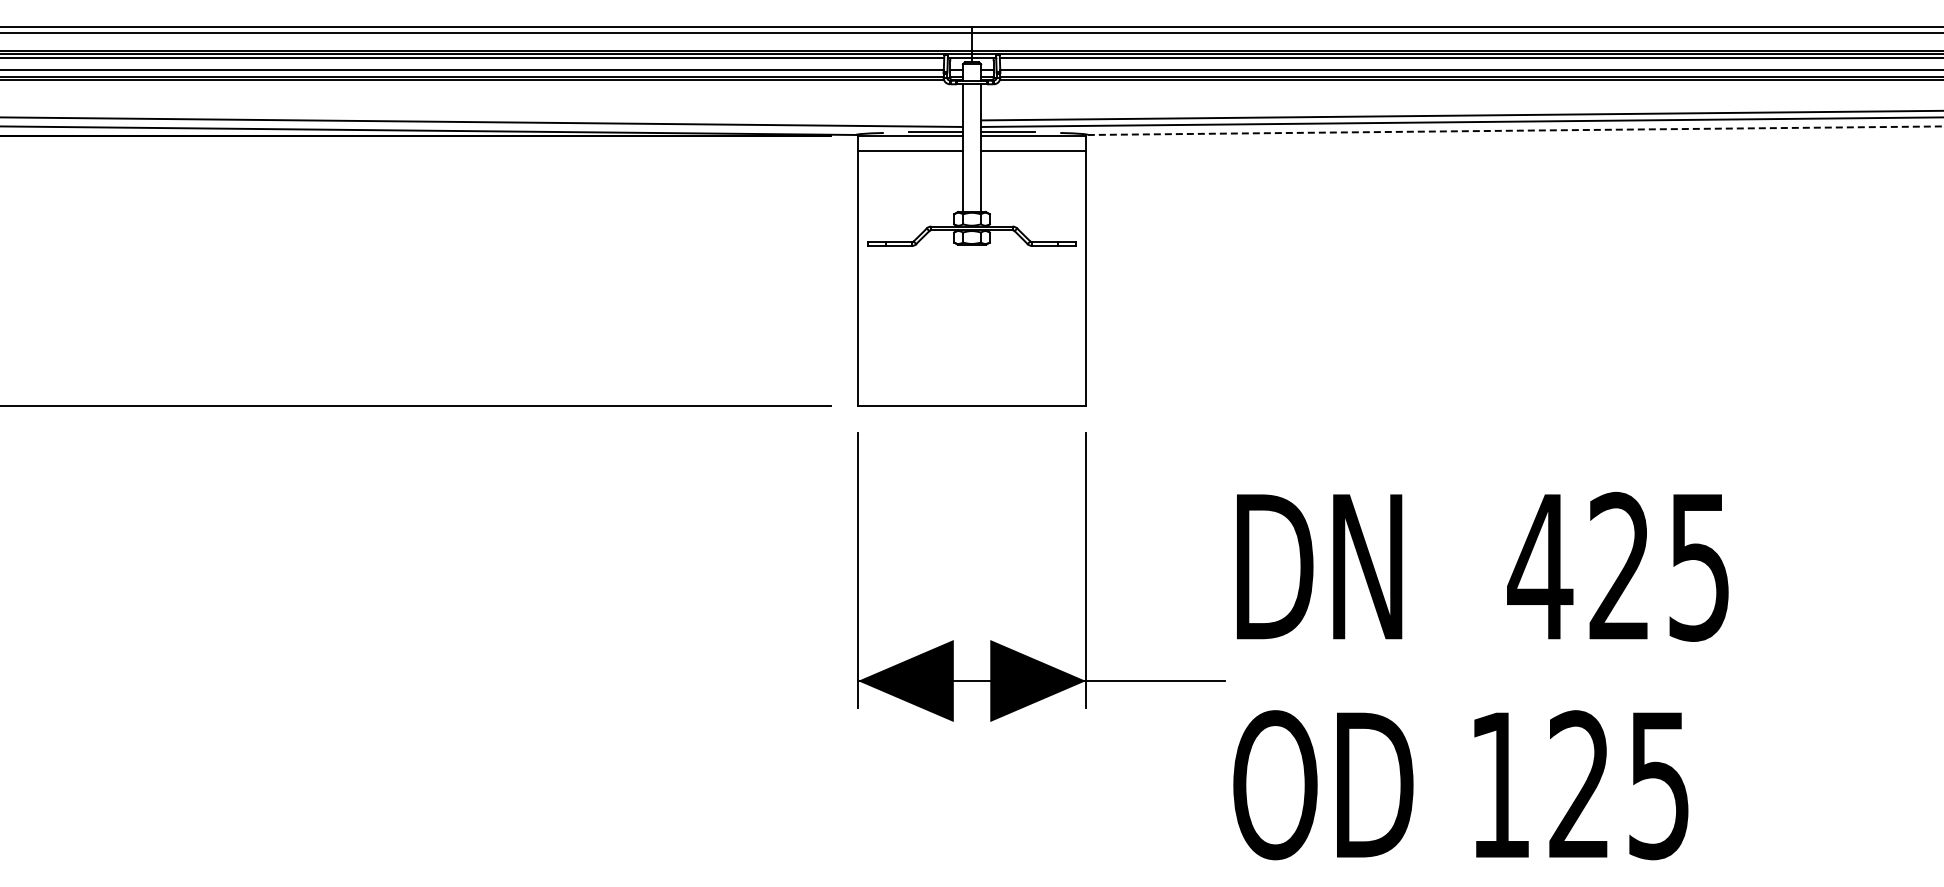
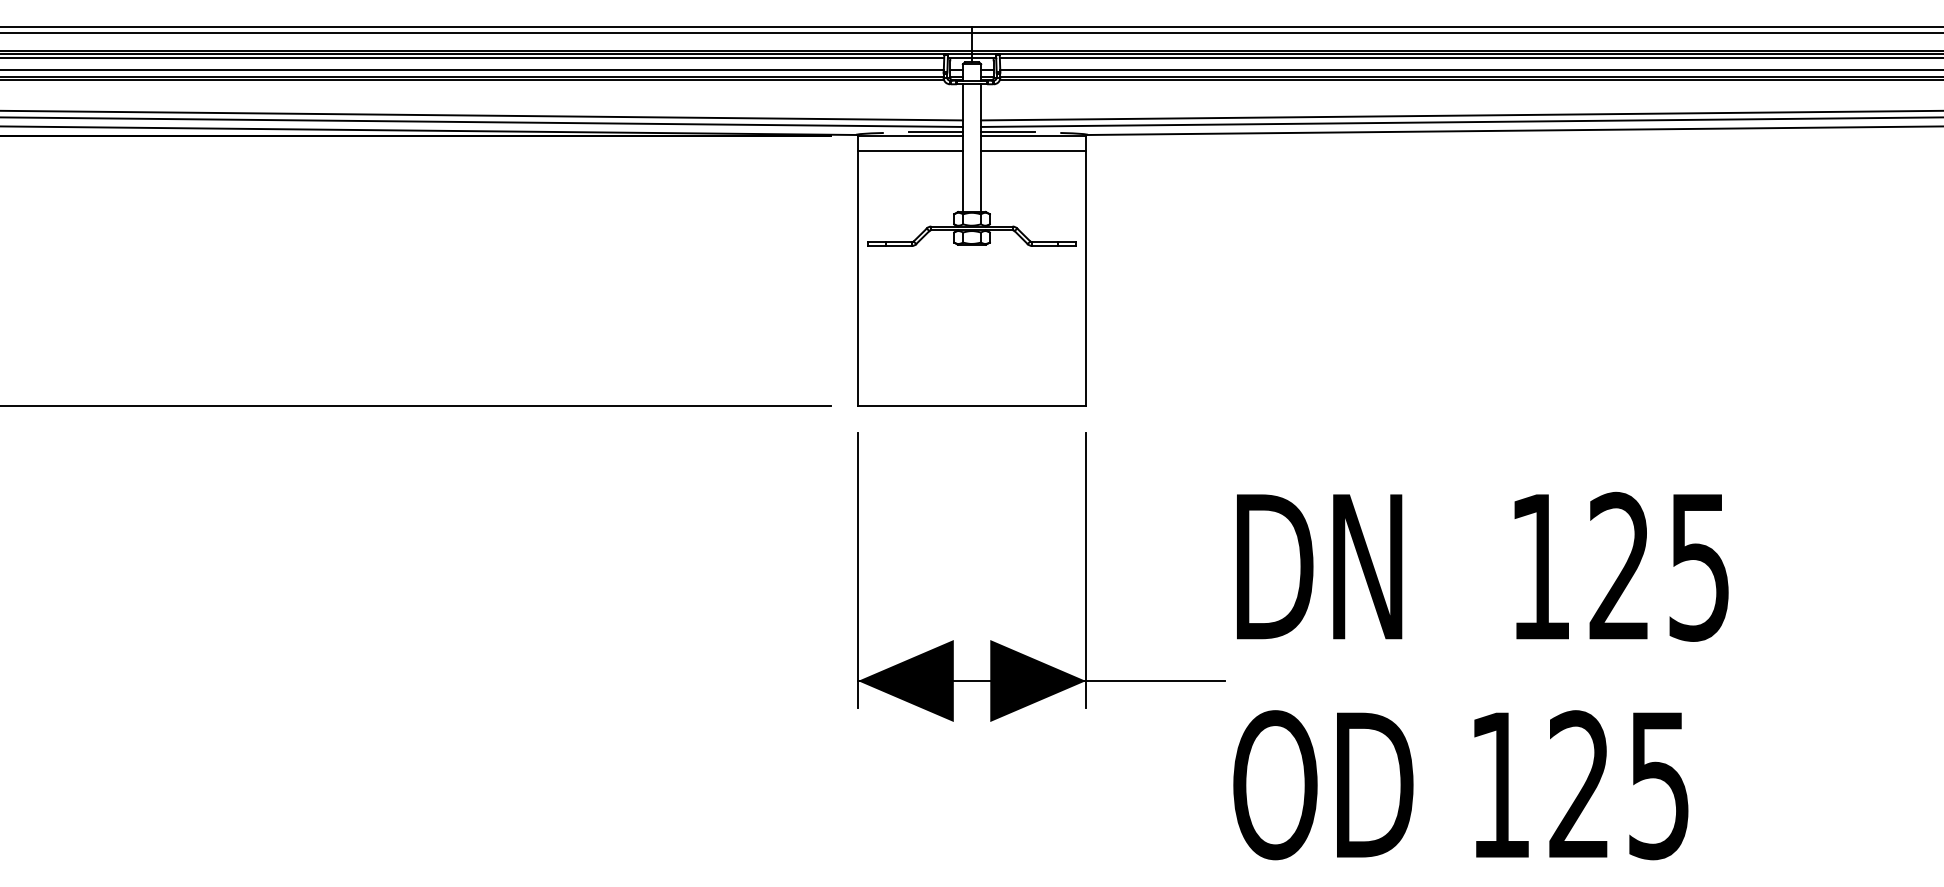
line: none -> present (482, 115)
line: dashed -> solid (1515, 130)
text: 425 -> 125 (1540, 566)
